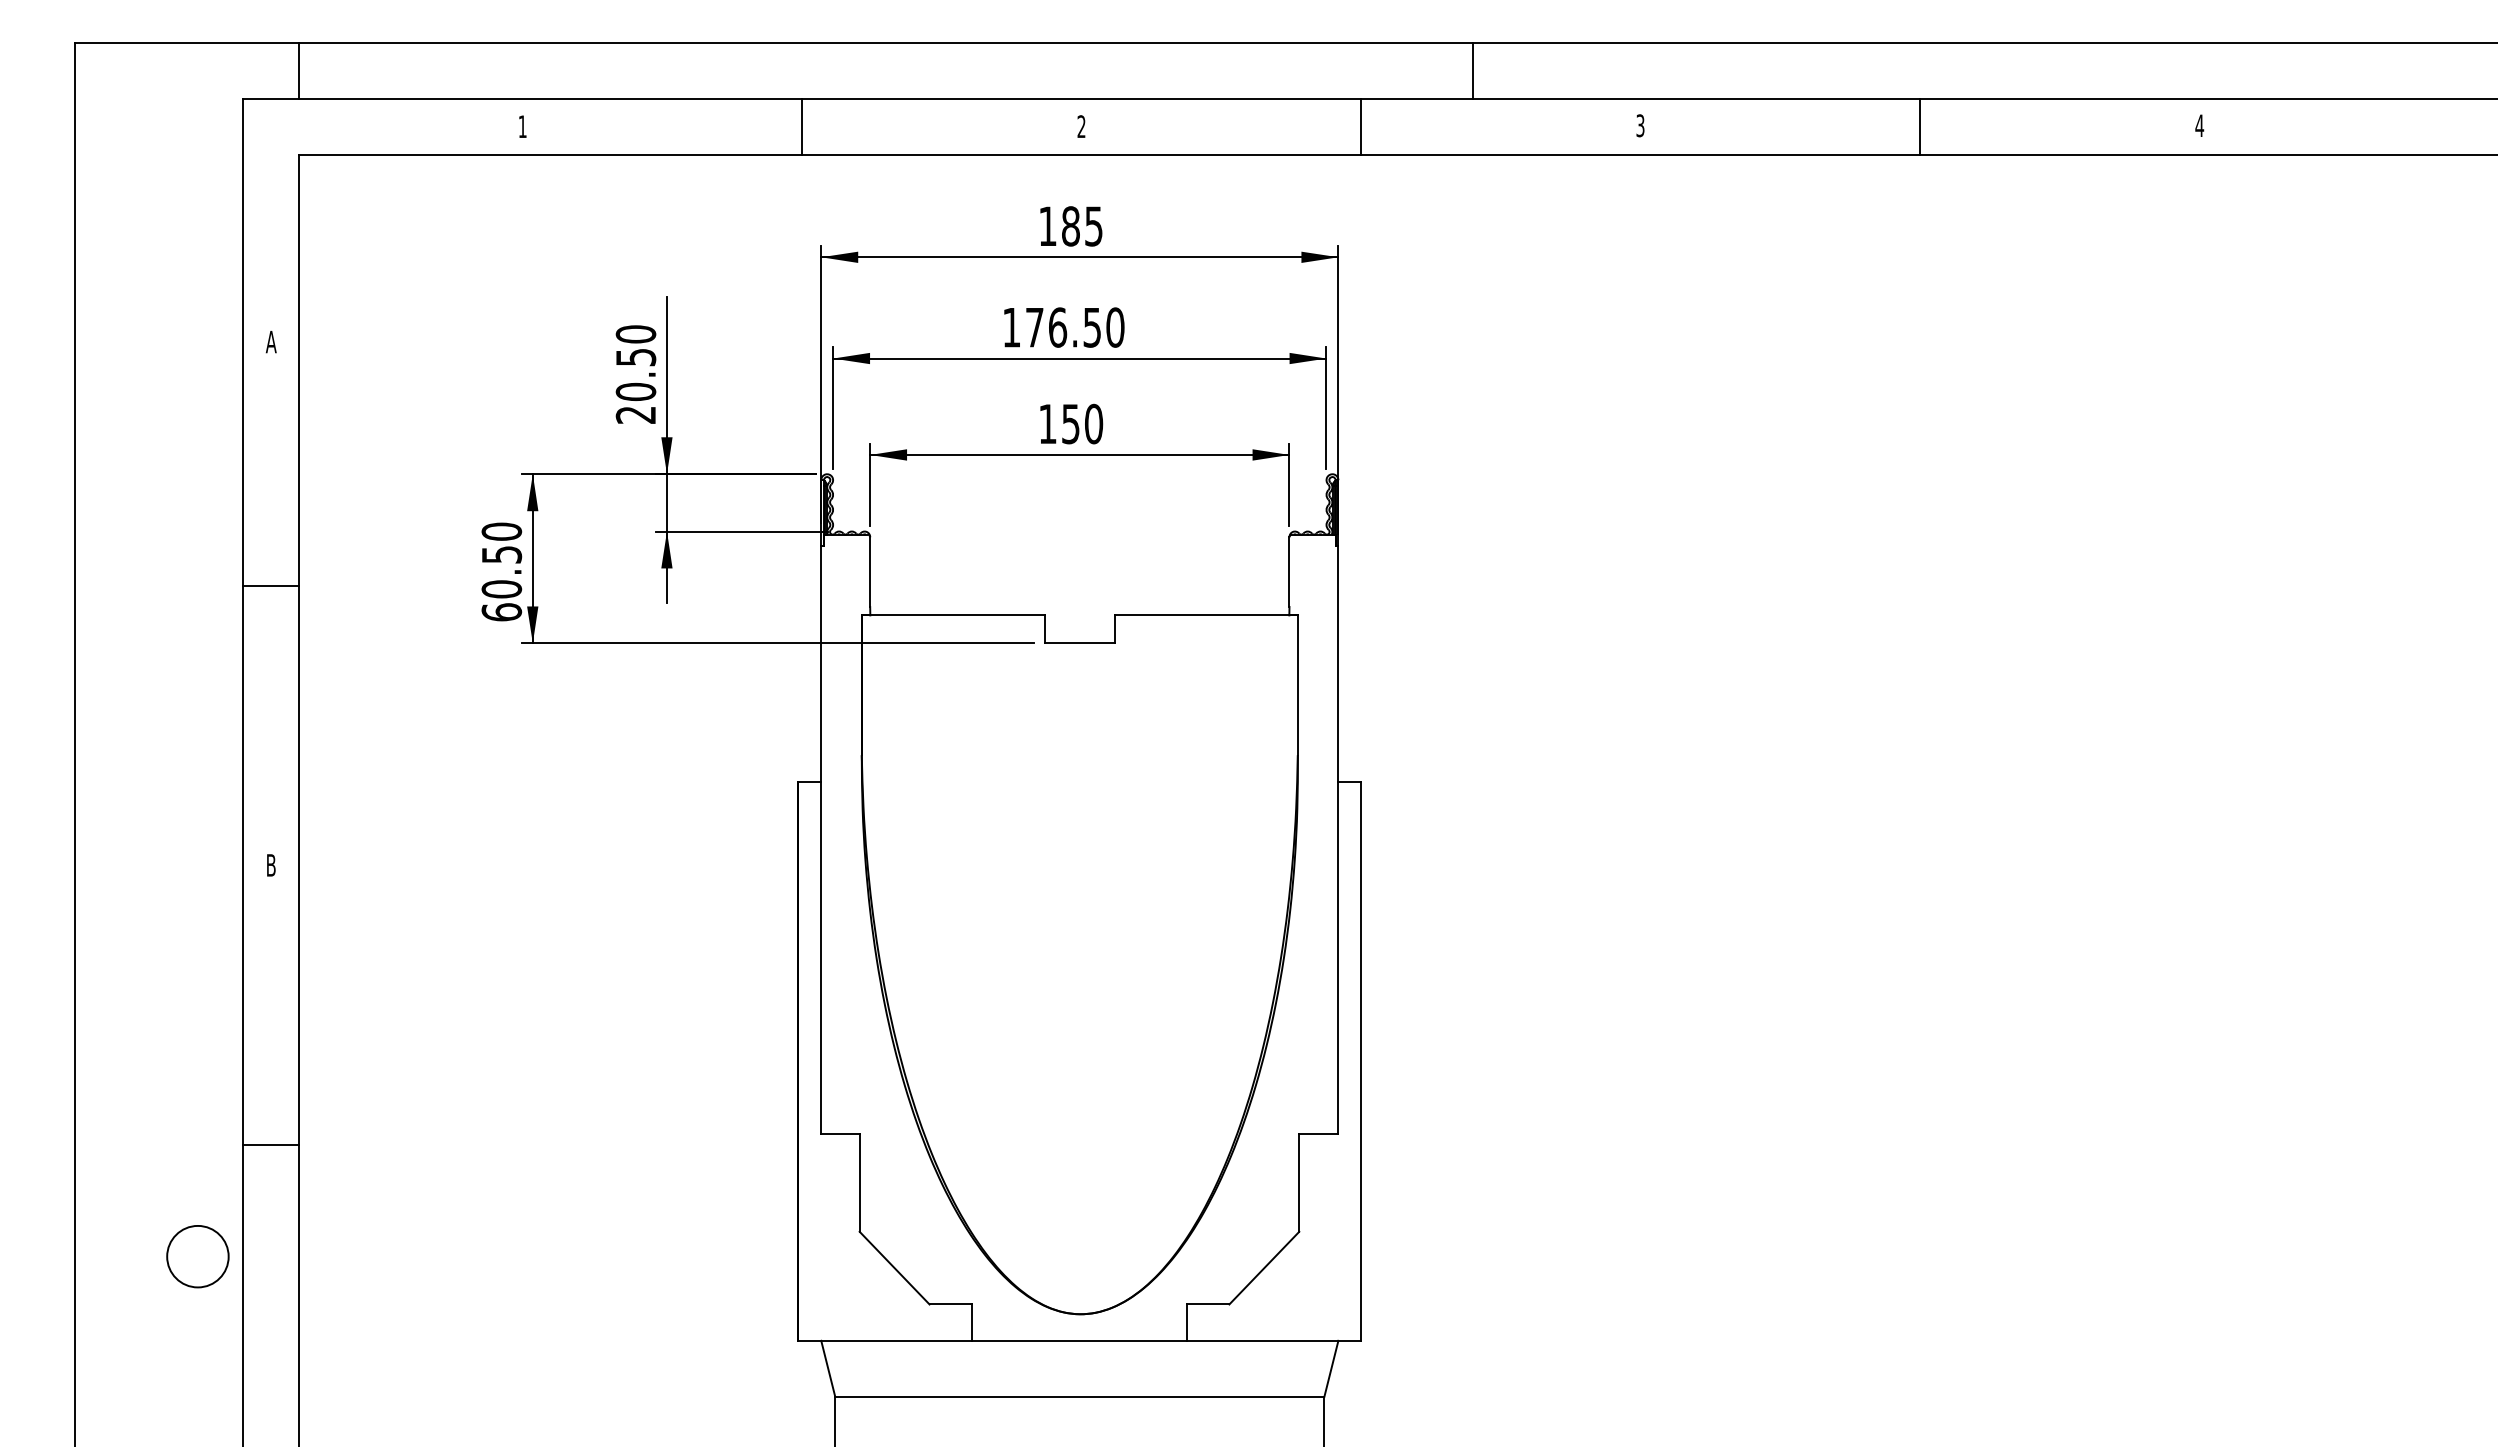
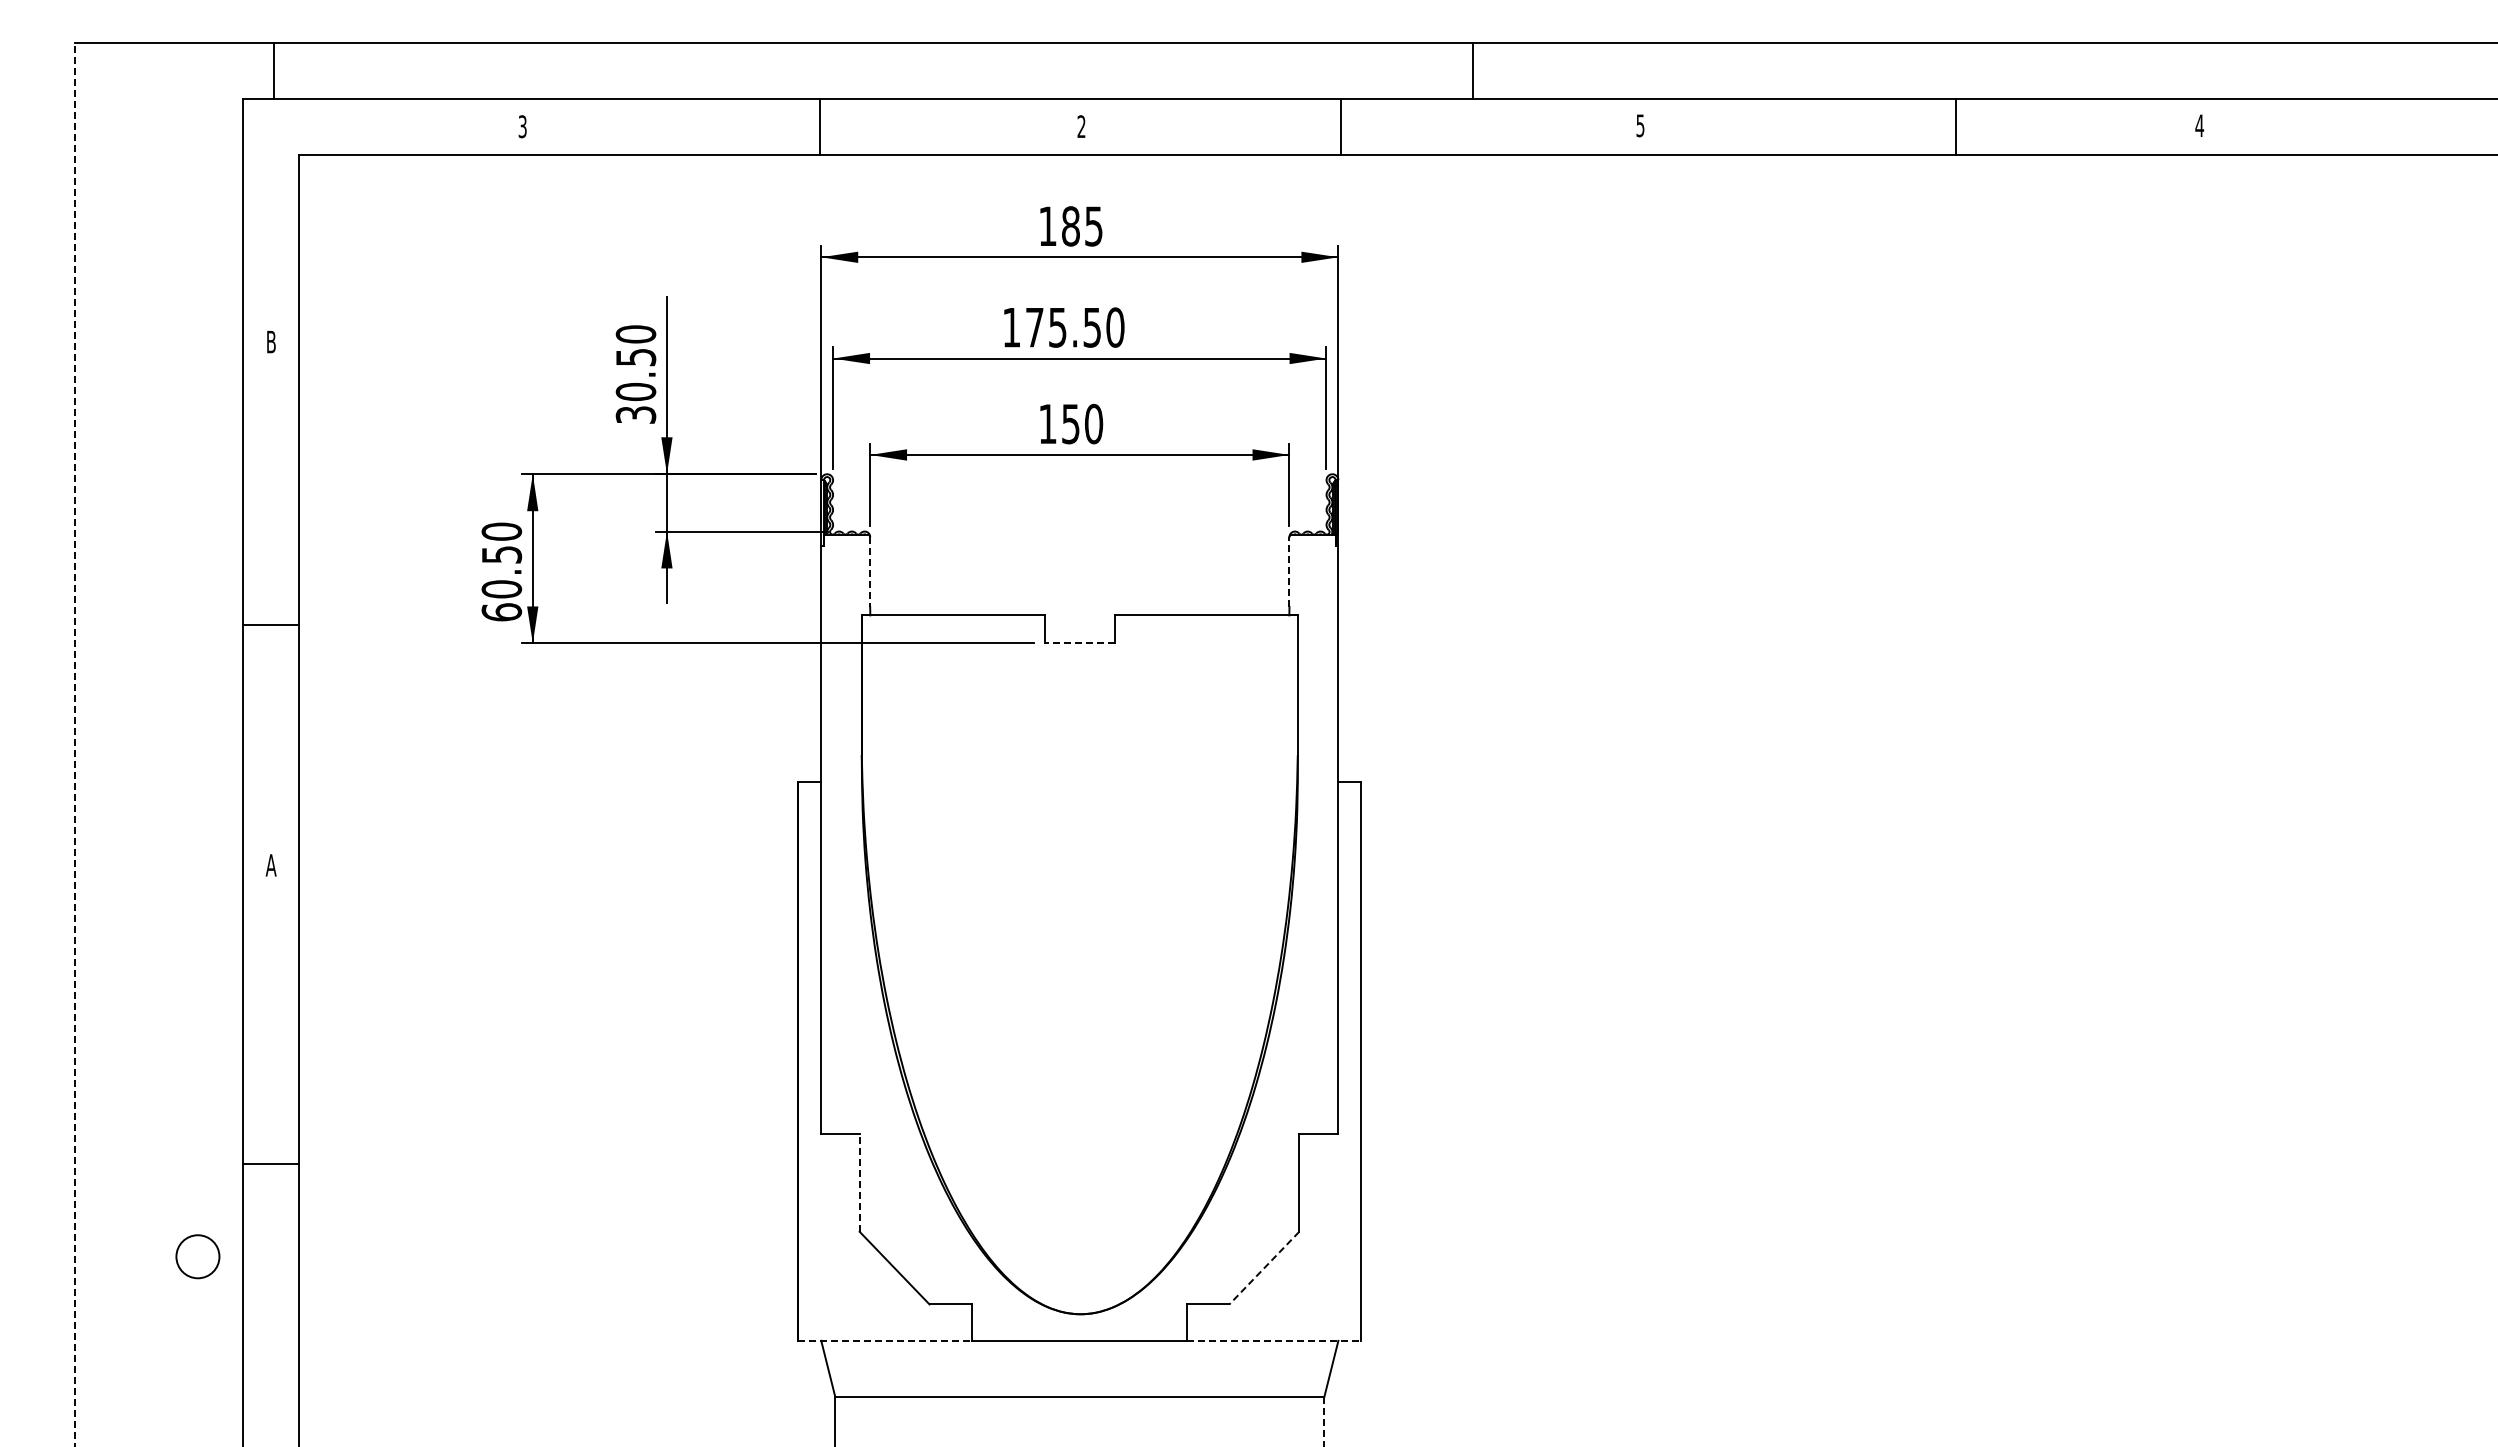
line position: (298, 71) -> (273, 71) (273, 71)
text: 3 -> 5 (1640, 125)
text: 1 -> 3 (522, 126)
line position: (801, 127) -> (819, 127) (819, 127)
line position: (1360, 127) -> (1340, 127) (1340, 127)
line position: (1919, 127) -> (1955, 127) (1955, 127)
text: 176.50 -> 175.50 (1058, 327)
text: A -> B (270, 341)
text: 20.50 -> 30.50 (636, 414)
line: solid -> dashed (870, 572)
line: solid -> dashed (1289, 572)
line position: (270, 585) -> (270, 624) (270, 624)
line: solid -> dashed (1079, 643)
line: solid -> dashed (74, 744)
text: B -> A (270, 865)
line position: (270, 1144) -> (270, 1163) (270, 1163)
line: solid -> dashed (859, 1182)
circle size: 64x64 px -> 46x46 px (197, 1256)
line: solid -> dashed (1263, 1268)
line: solid -> dashed (884, 1340)
line: solid -> dashed (1274, 1340)
line: solid -> dashed (1324, 1421)
